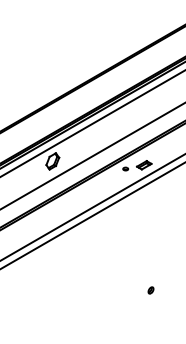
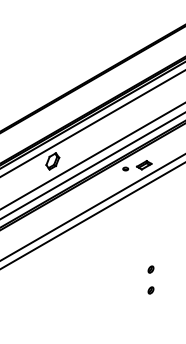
line: none -> present (92, 166)
part: none -> present (150, 269)
